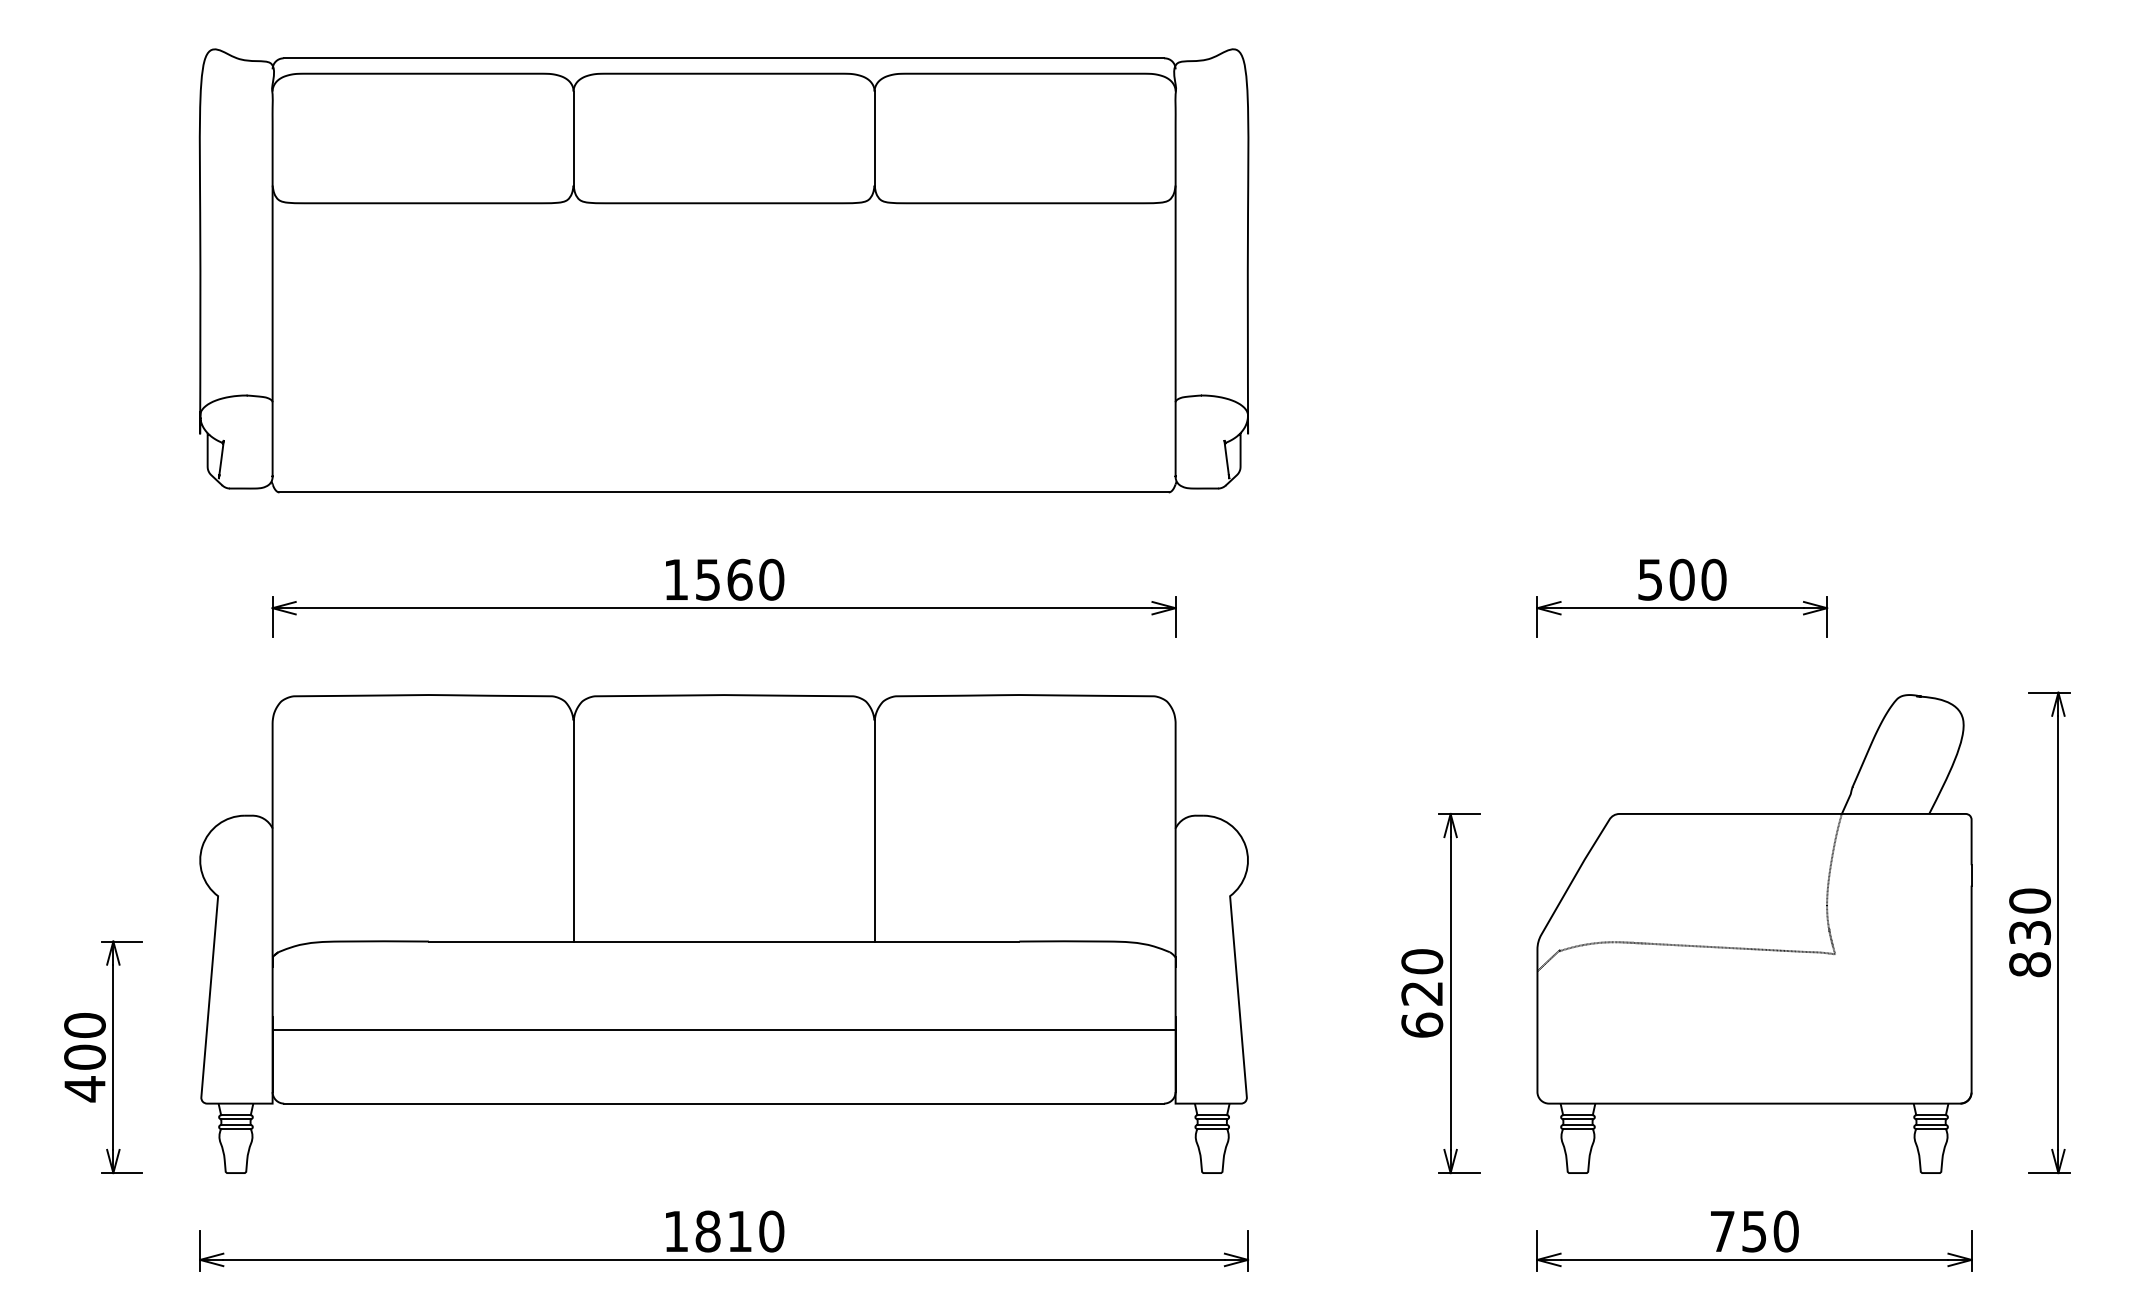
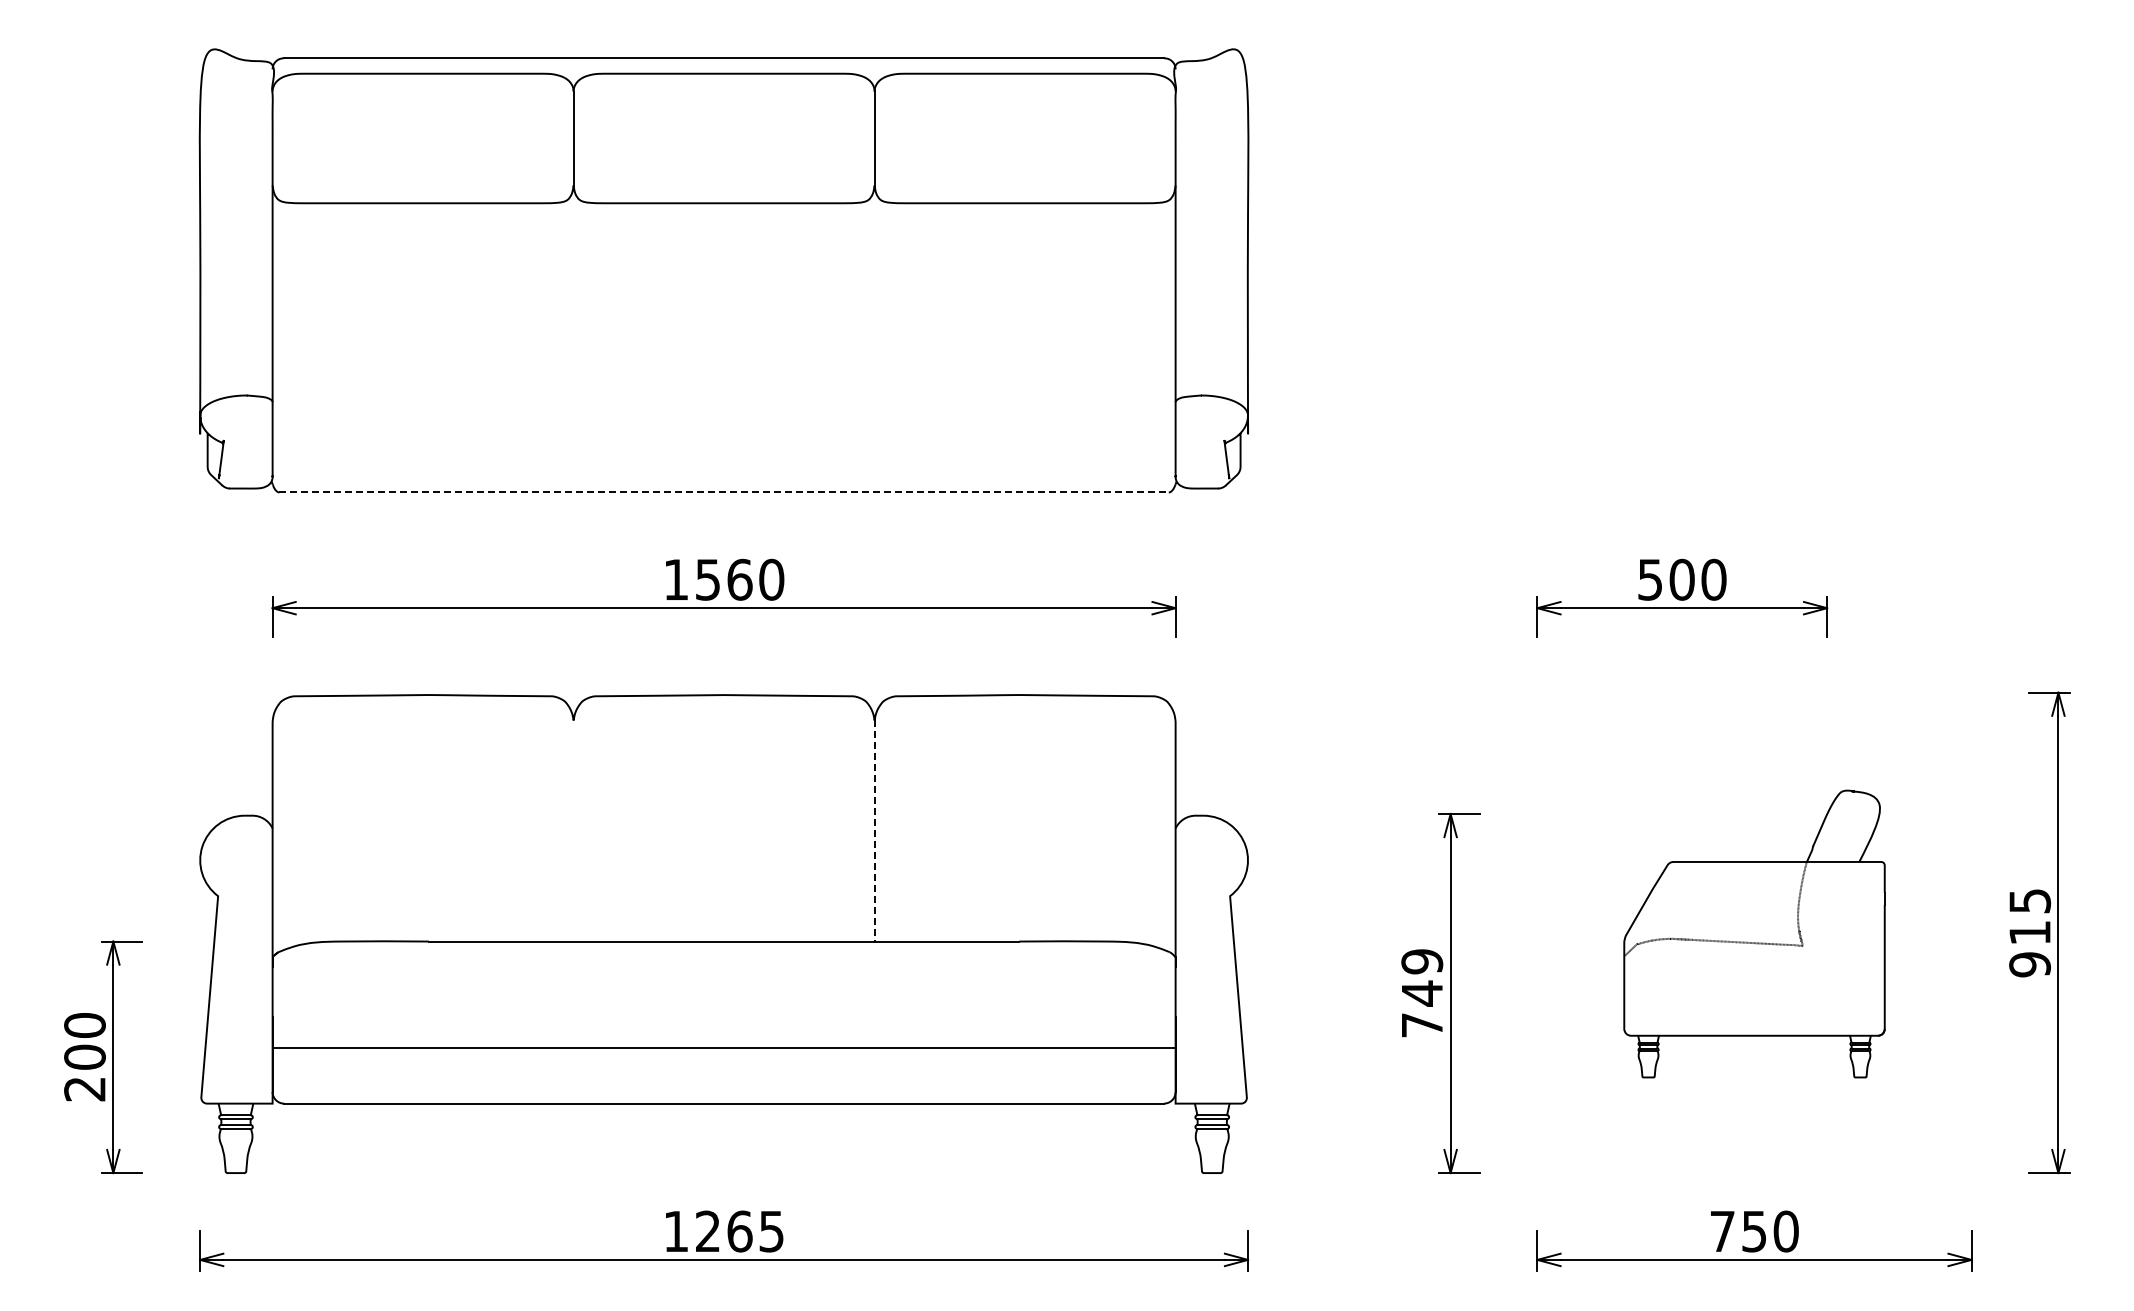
line: solid -> dashed (724, 492)
line: present -> none (573, 830)
line: solid -> dashed (874, 831)
text: 830 -> 915 (2030, 932)
part size: 437x480 px -> 263x290 px (1754, 933)
text: 620 -> 749 (1422, 993)
line position: (723, 1029) -> (723, 1047) (723, 1047)
text: 400 -> 200 (84, 1089)
text: 1810 -> 1265 (739, 1231)
